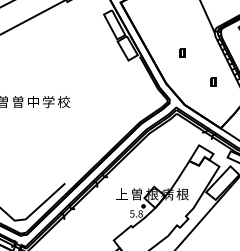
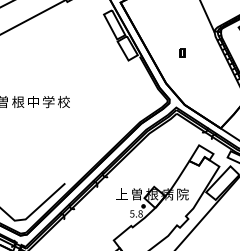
part: present -> none (213, 81)
text: 曽 -> 根 (18, 101)
text: 根 -> 院 (182, 194)
